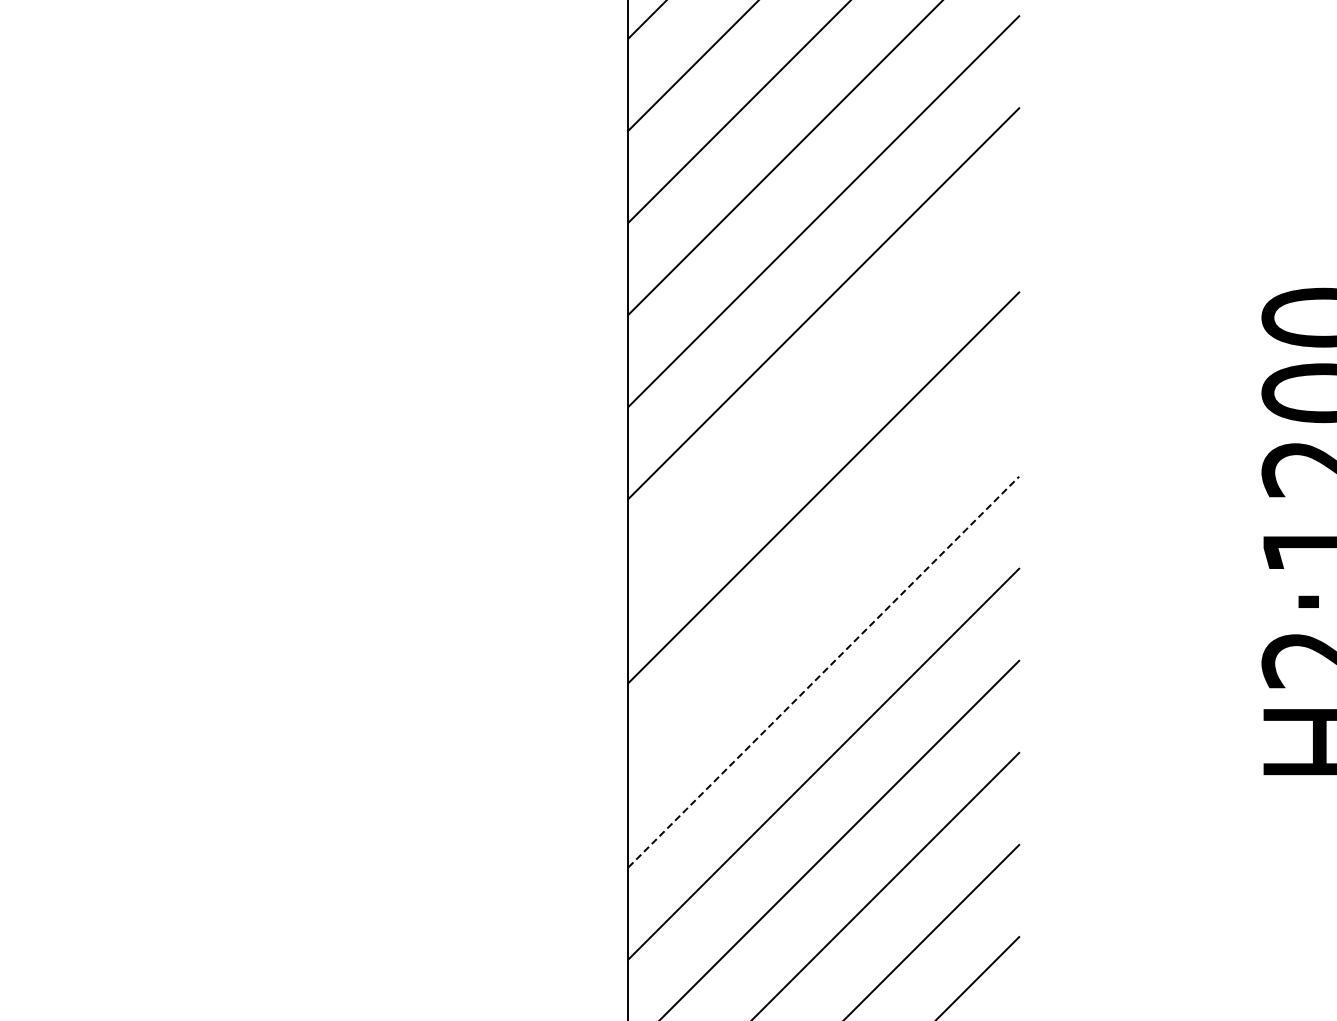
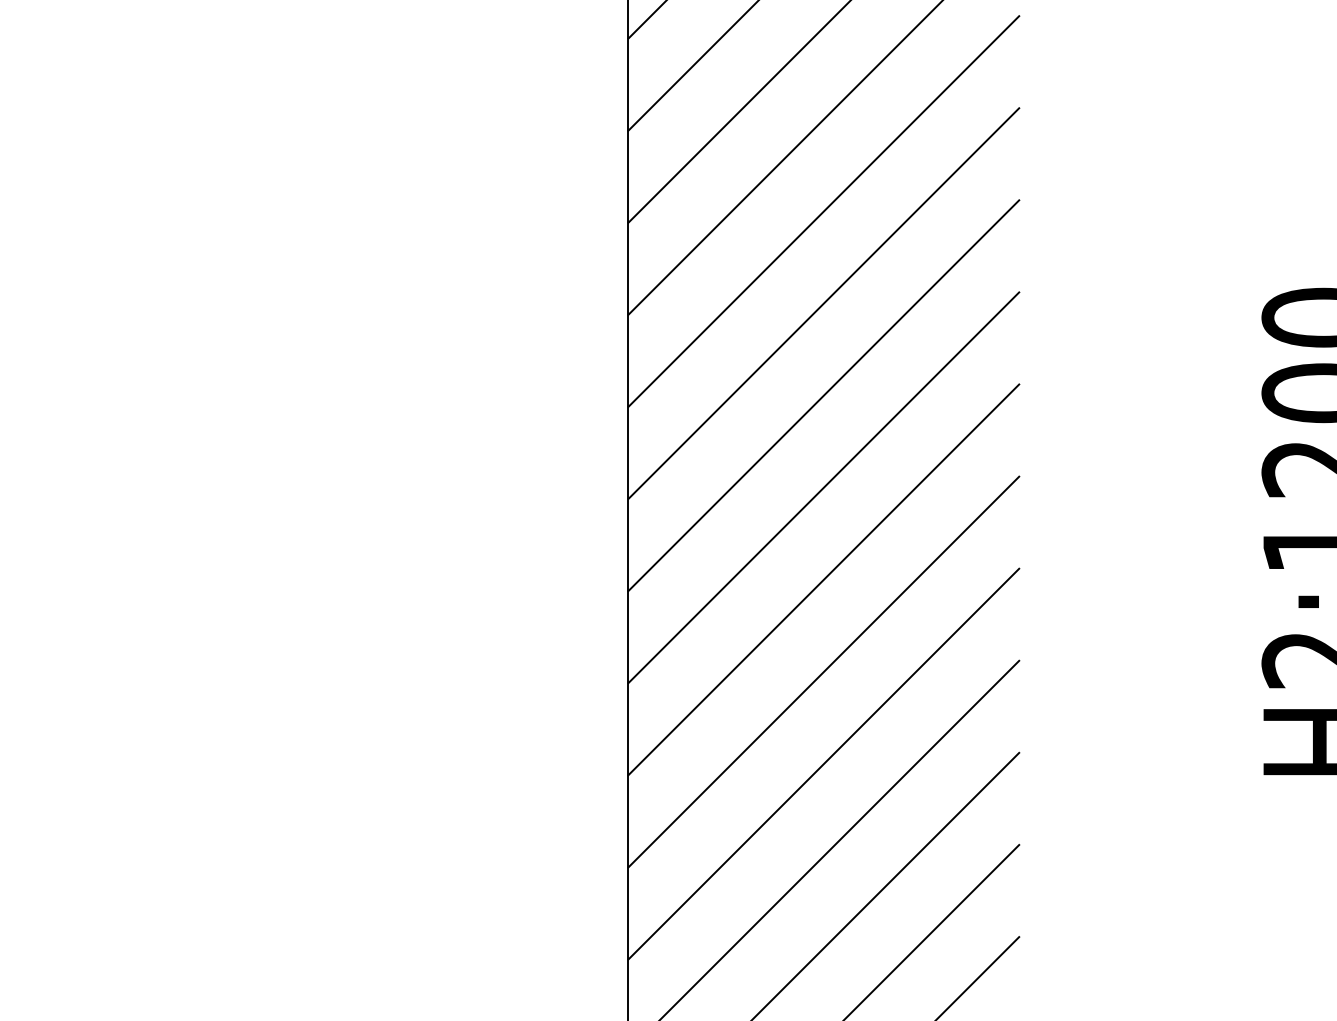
line: none -> present (823, 395)
line: none -> present (823, 579)
line: dashed -> solid (824, 671)
